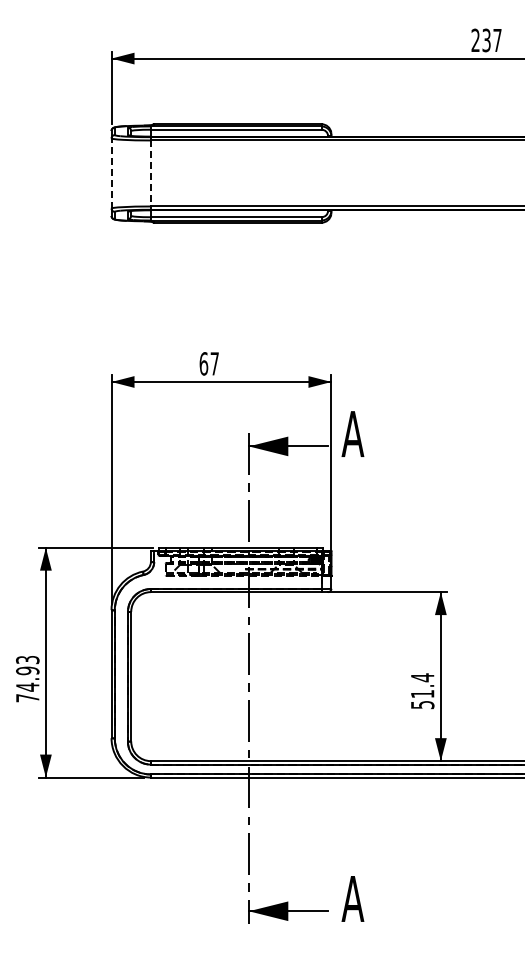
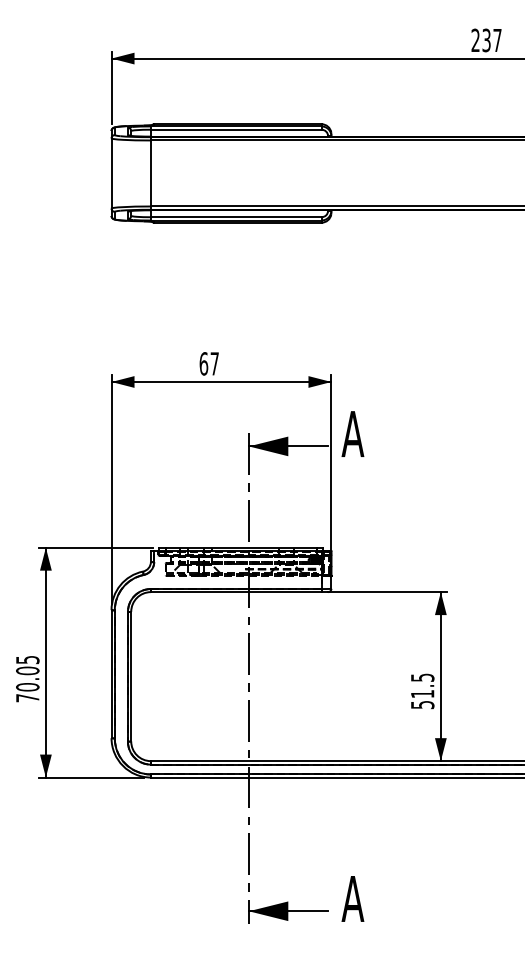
line: dashed -> solid (111, 172)
line: dashed -> solid (150, 173)
text: 74.93 -> 70.05 (27, 673)
text: 51.4 -> 51.5 (422, 677)
